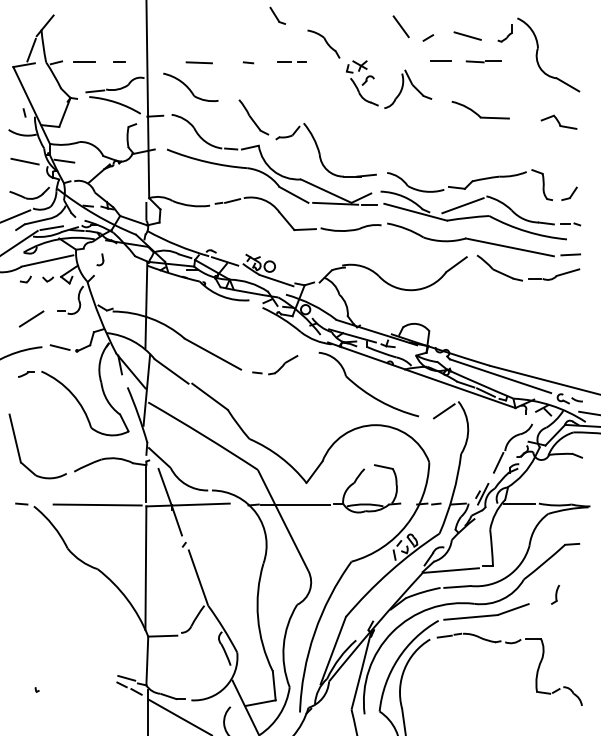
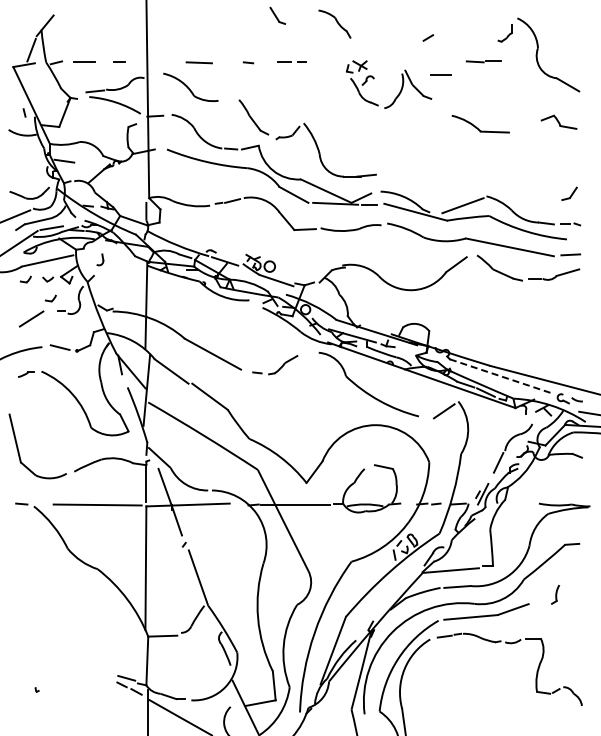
line: present -> none (400, 26)
line: present -> none (467, 35)
part position: (323, 43) -> (334, 23) (334, 23)
line position: (440, 60) -> (440, 74) (440, 74)
part position: (480, 110) -> (480, 124) (480, 124)
line: present -> none (24, 161)
part: present -> none (469, 184)
part: none -> present (50, 298)
line: solid -> dashed (500, 376)
line: present -> none (519, 503)
